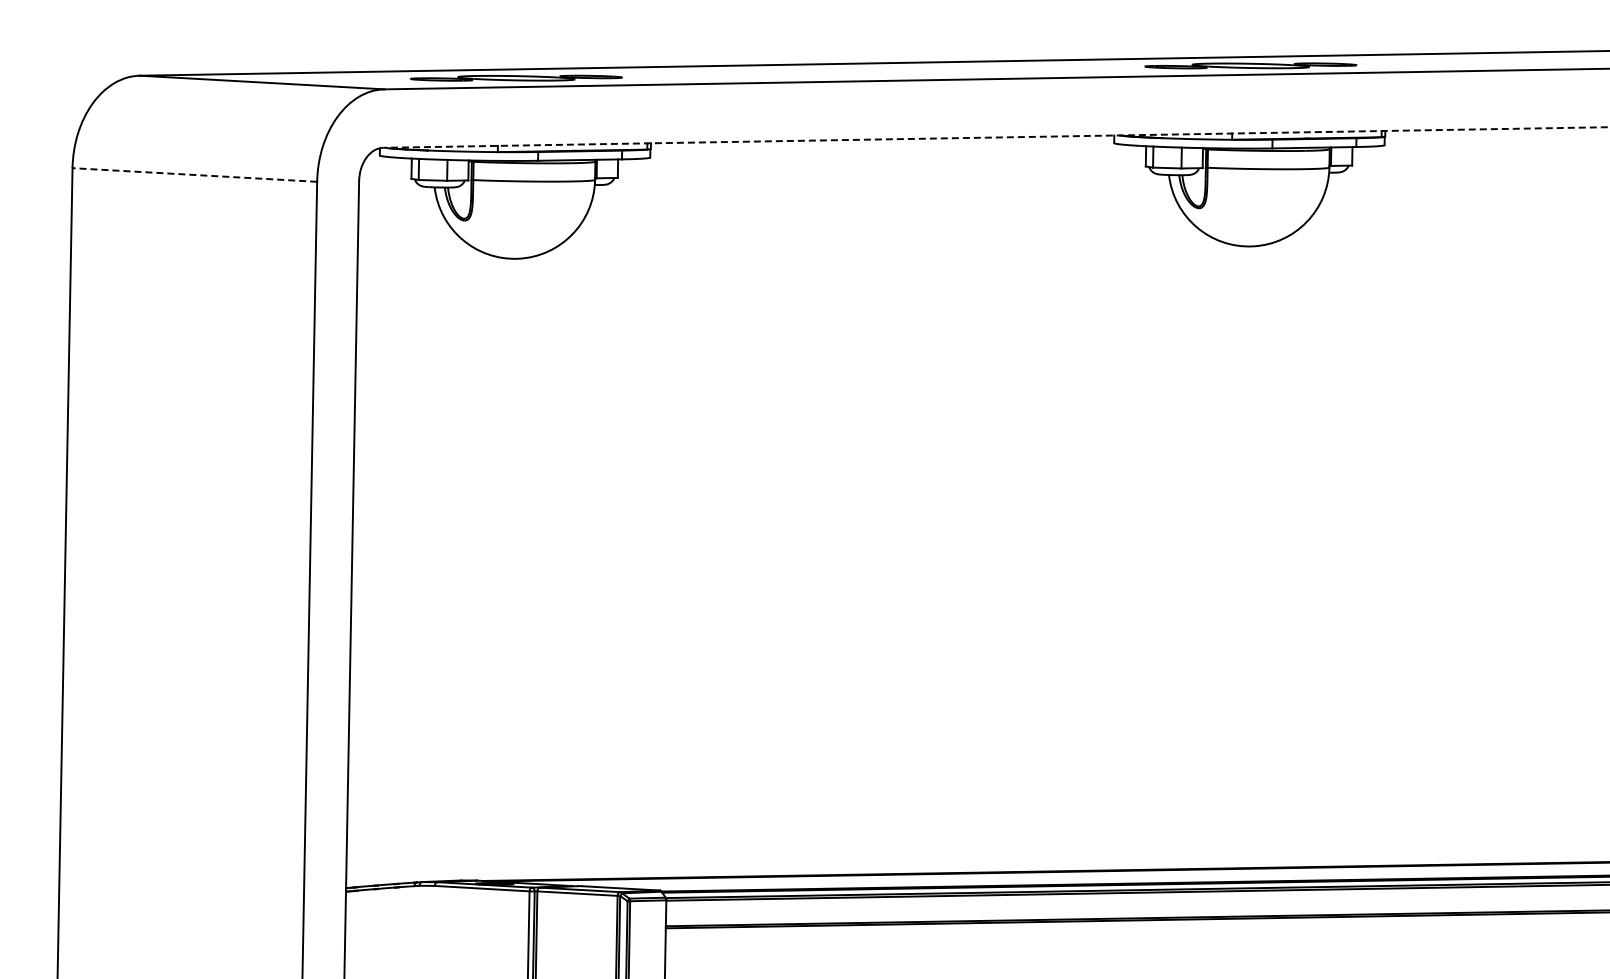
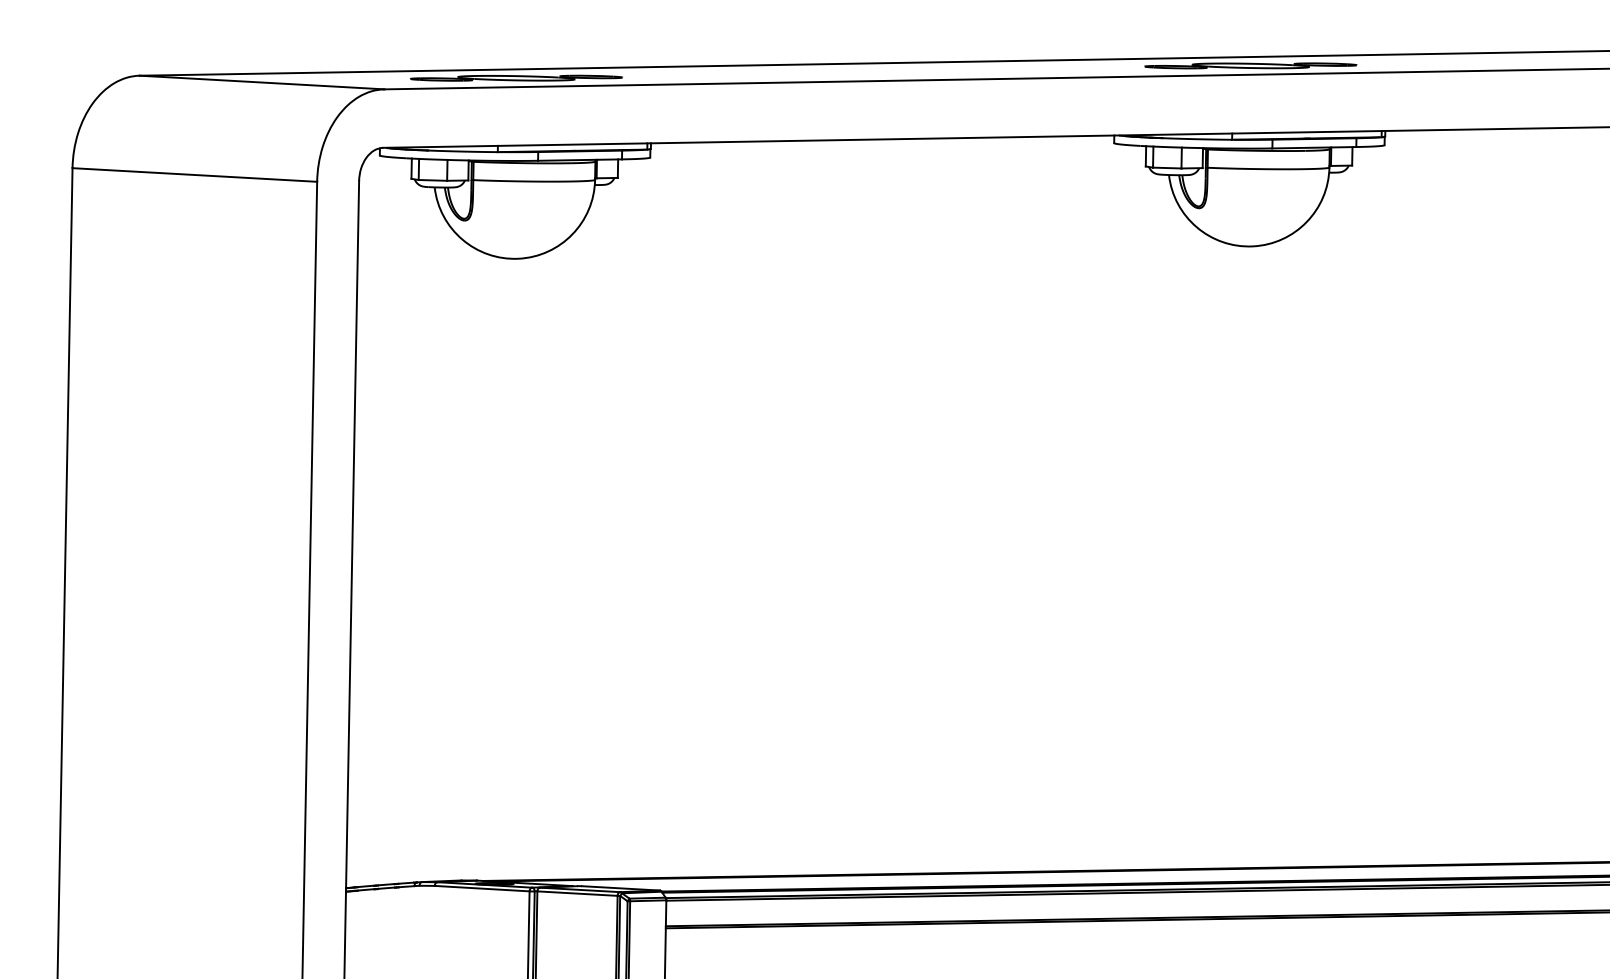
line: dashed -> solid (996, 137)
line: dashed -> solid (194, 174)
